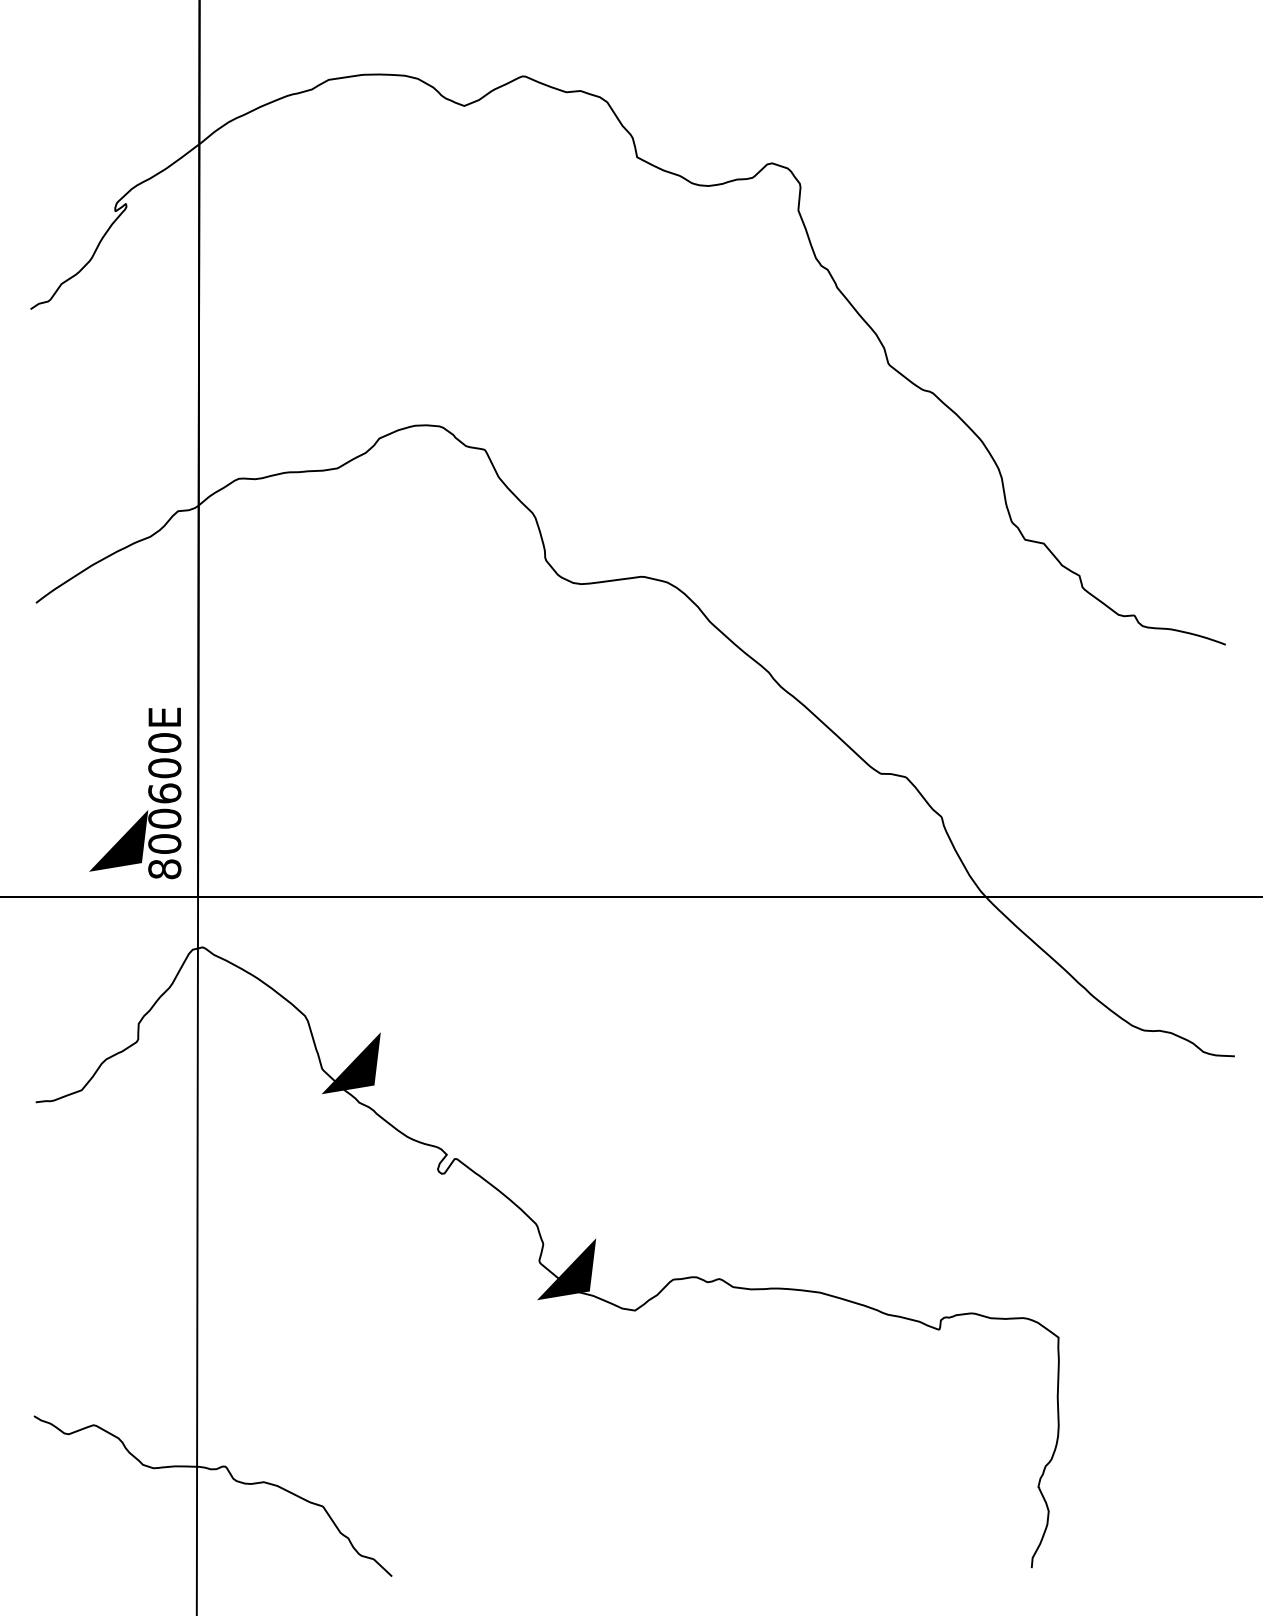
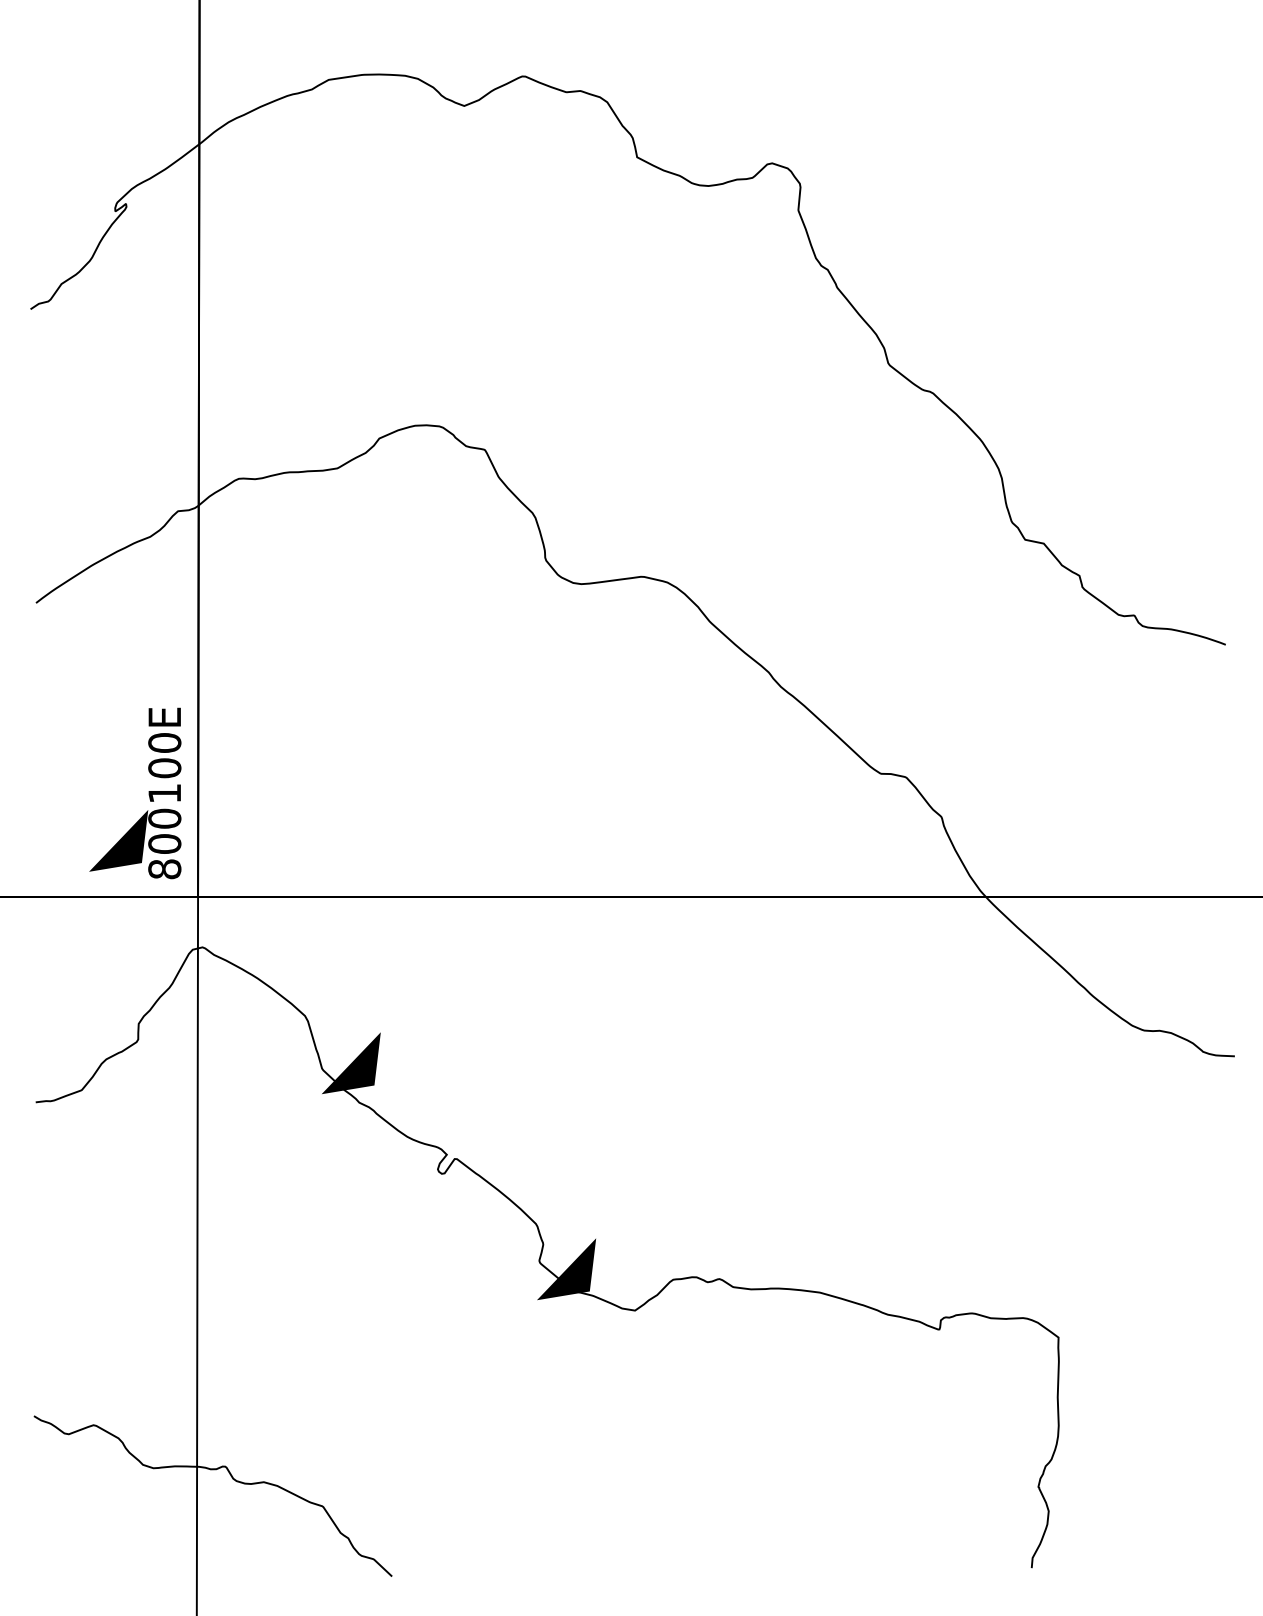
text: 800600E -> 800100E (164, 793)
